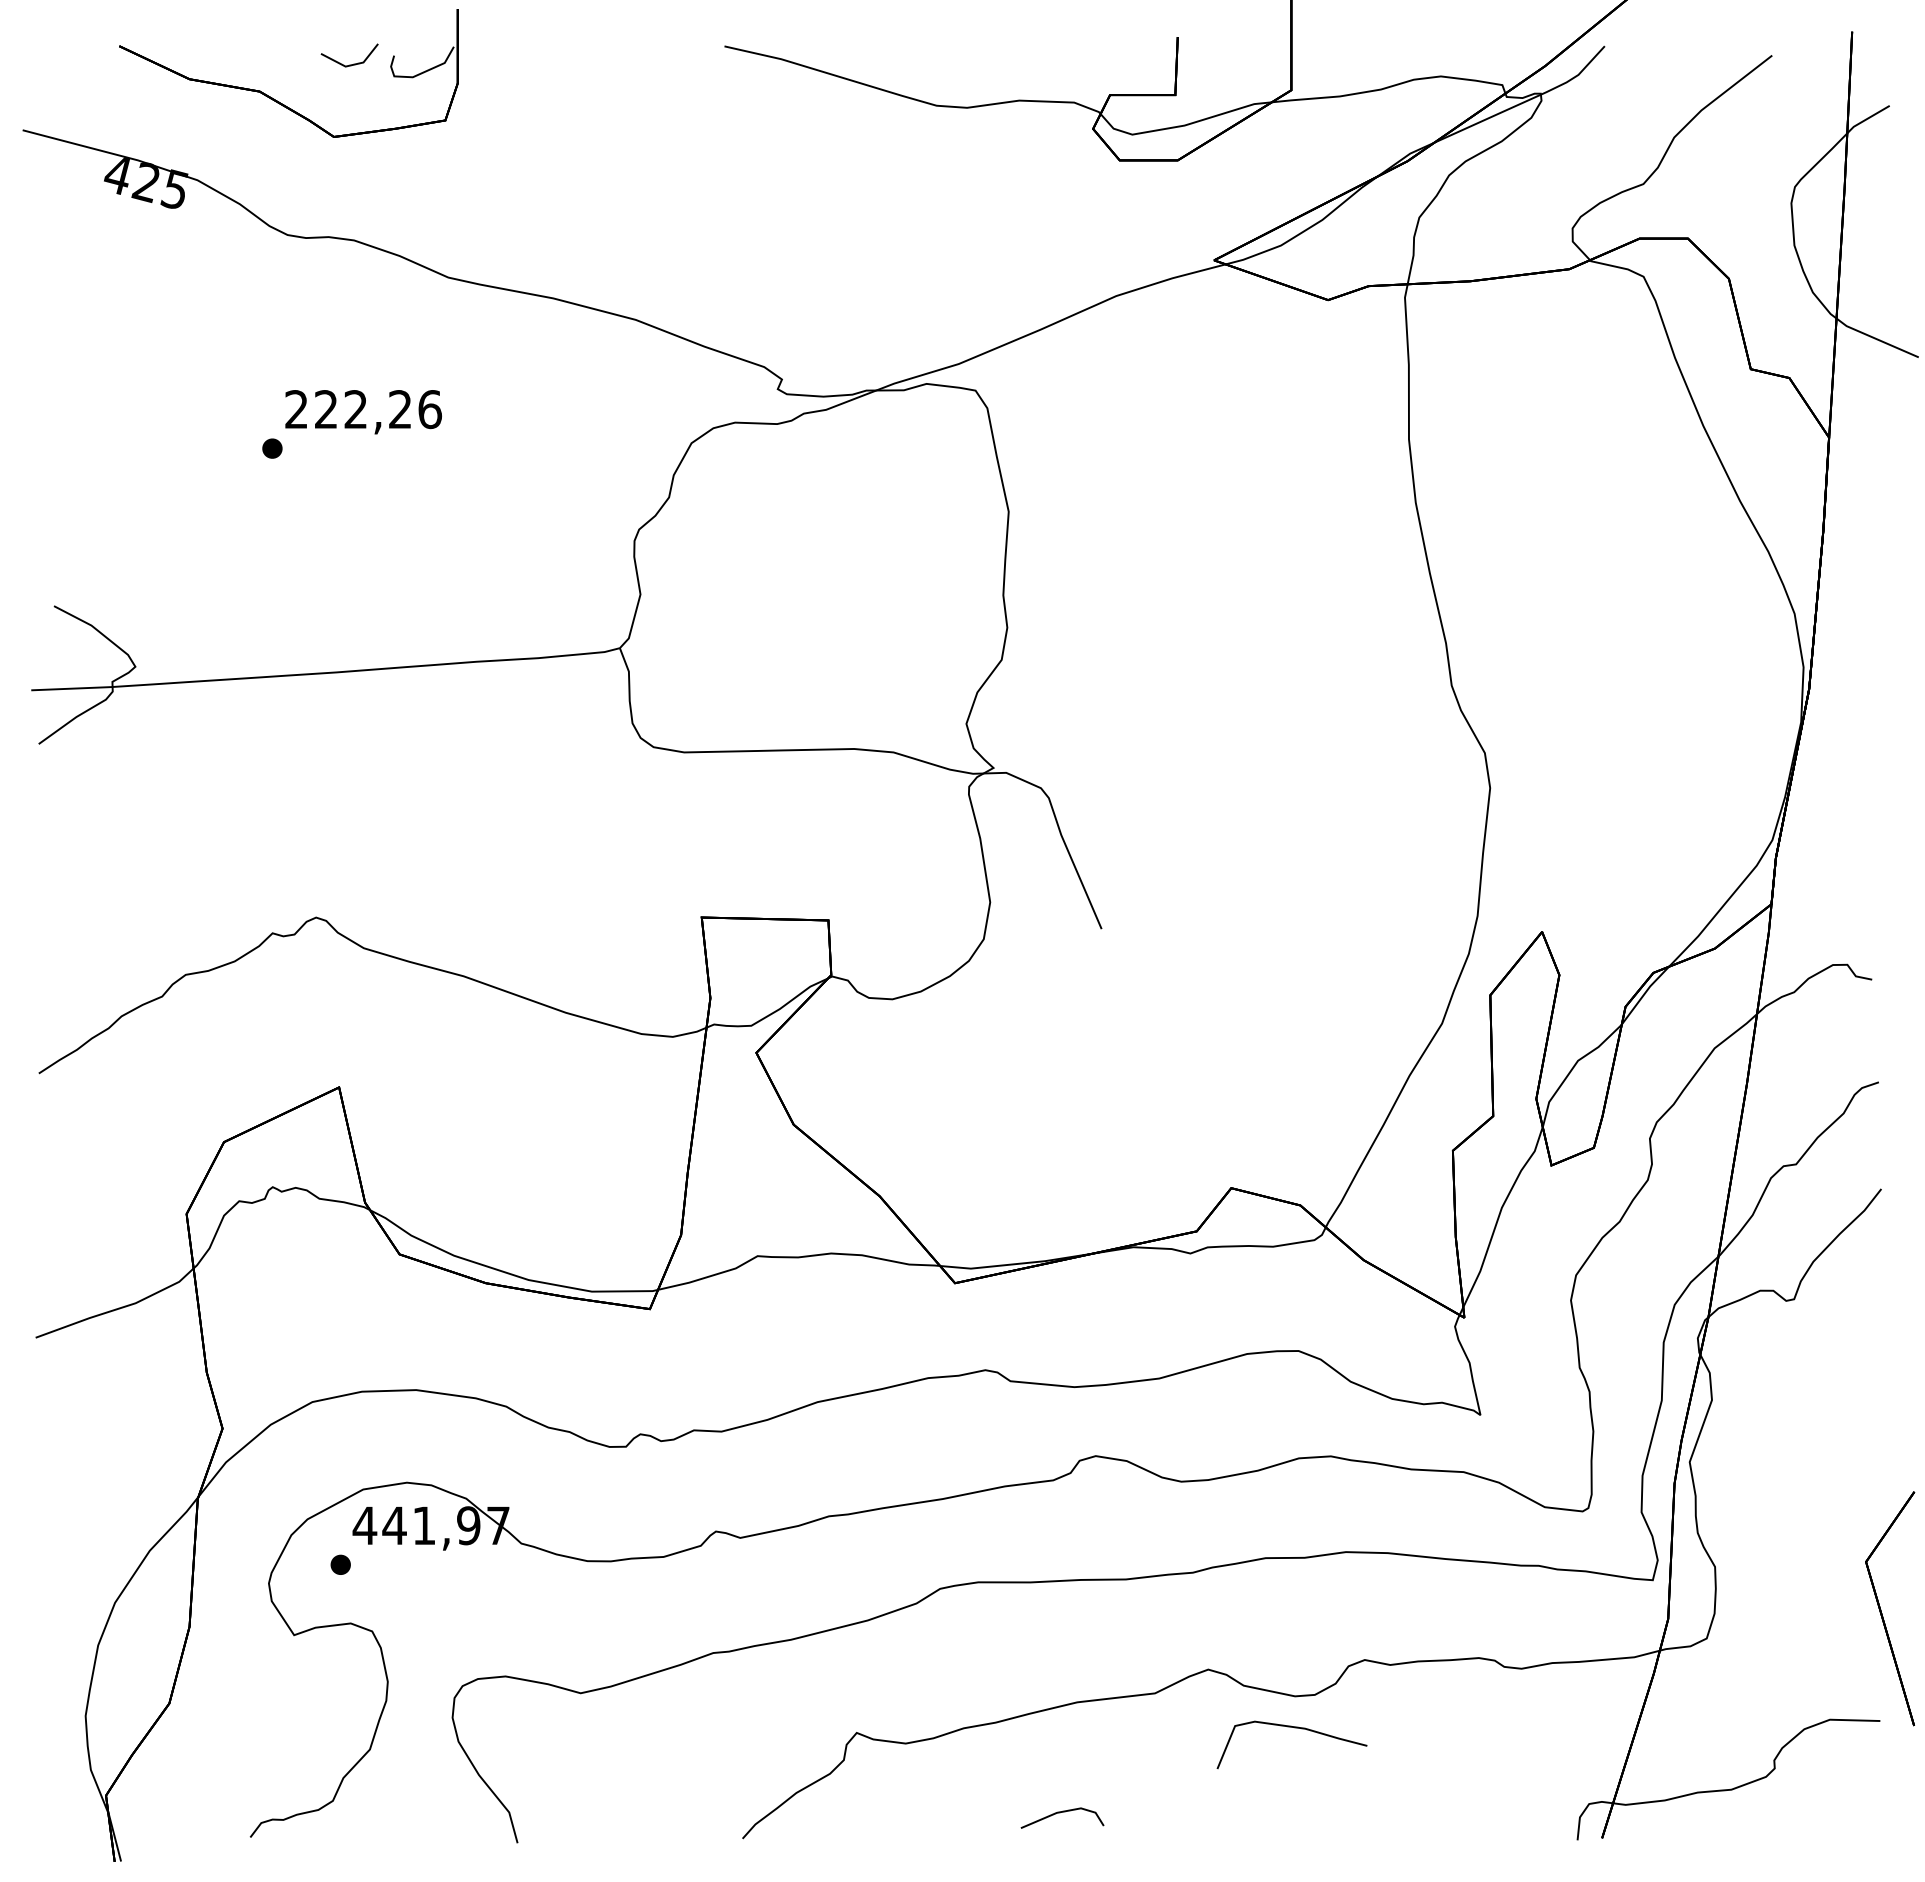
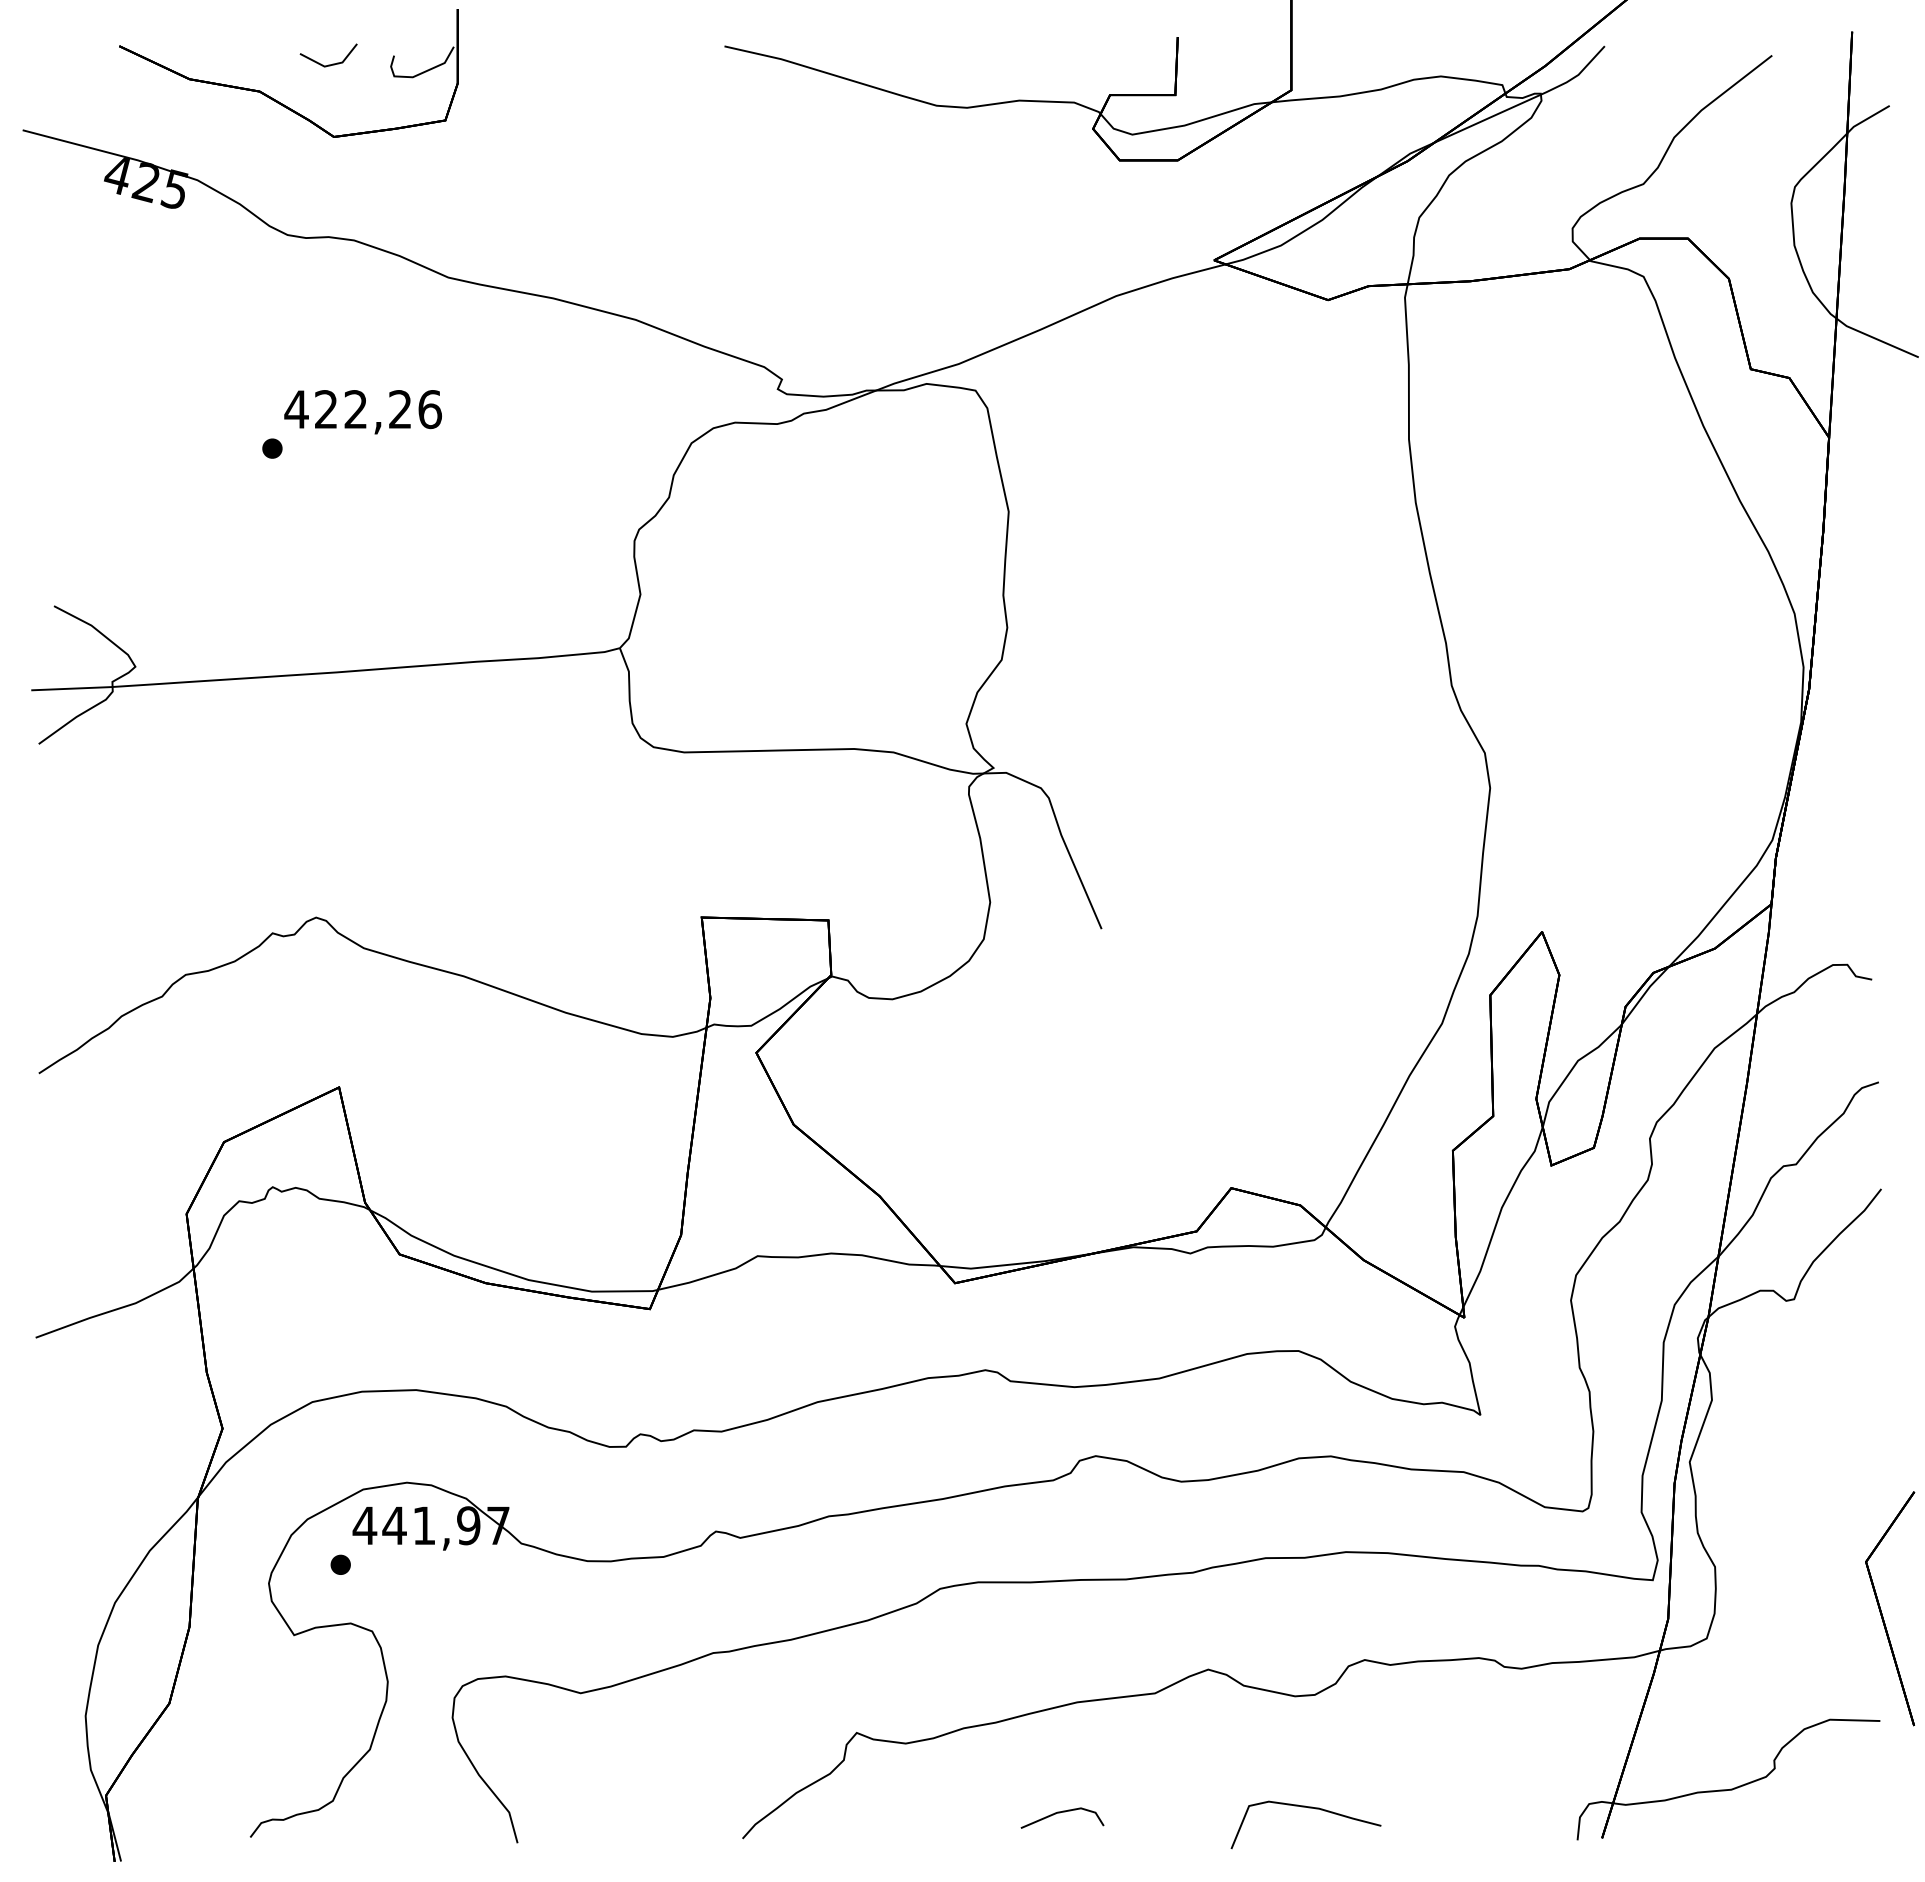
line position: (353, 63) -> (332, 63) (332, 63)
text: 222,26 -> 422,26 (296, 409)
curve position: (1294, 1728) -> (1308, 1808) (1308, 1808)
